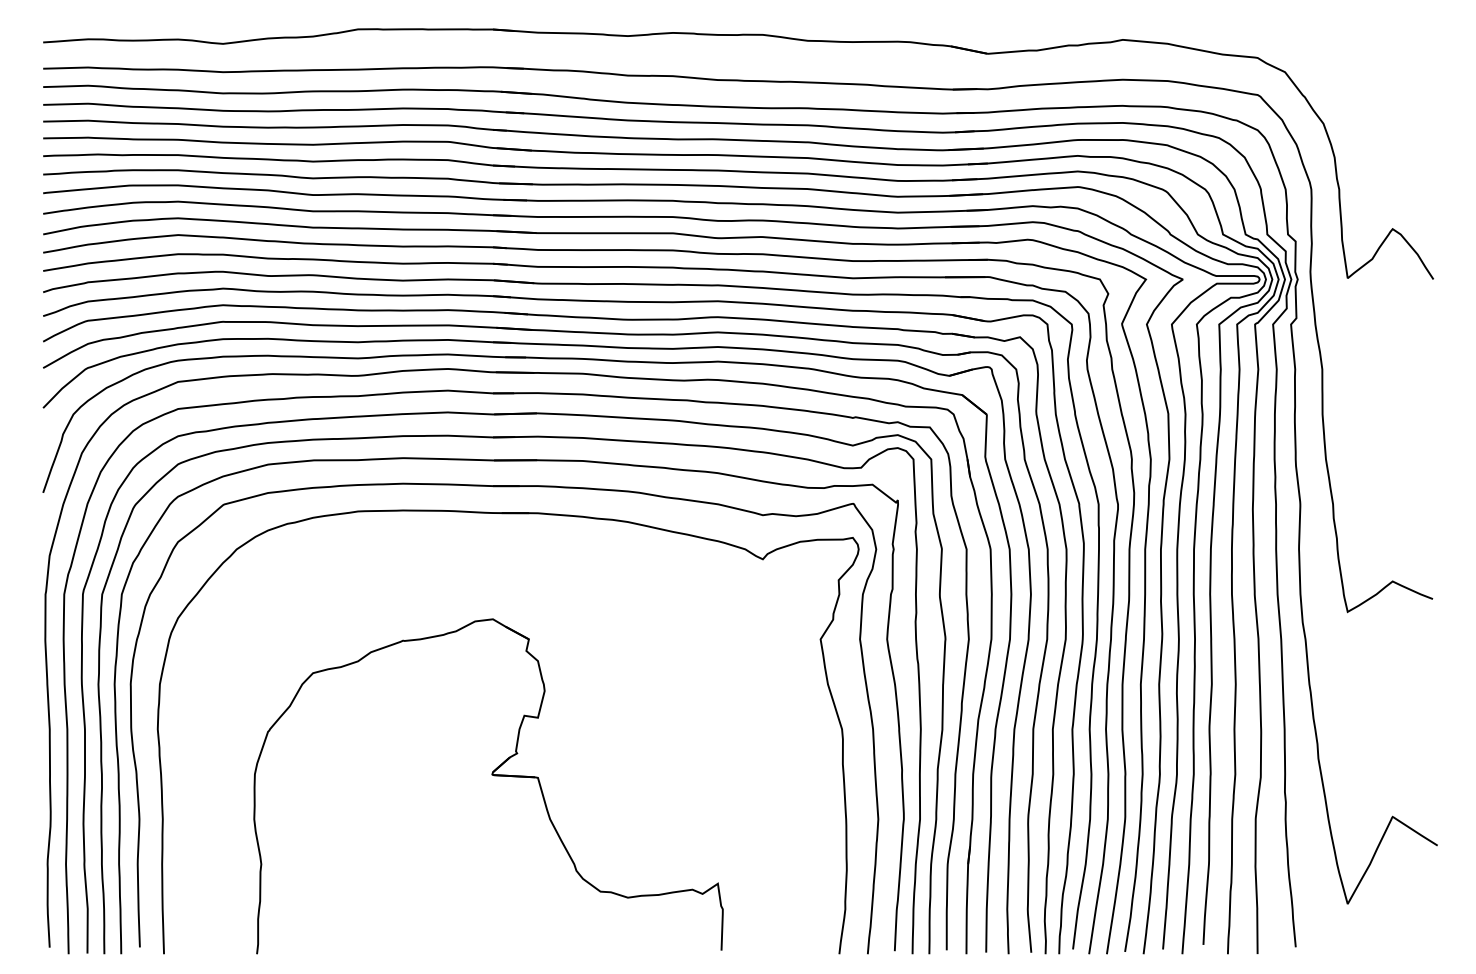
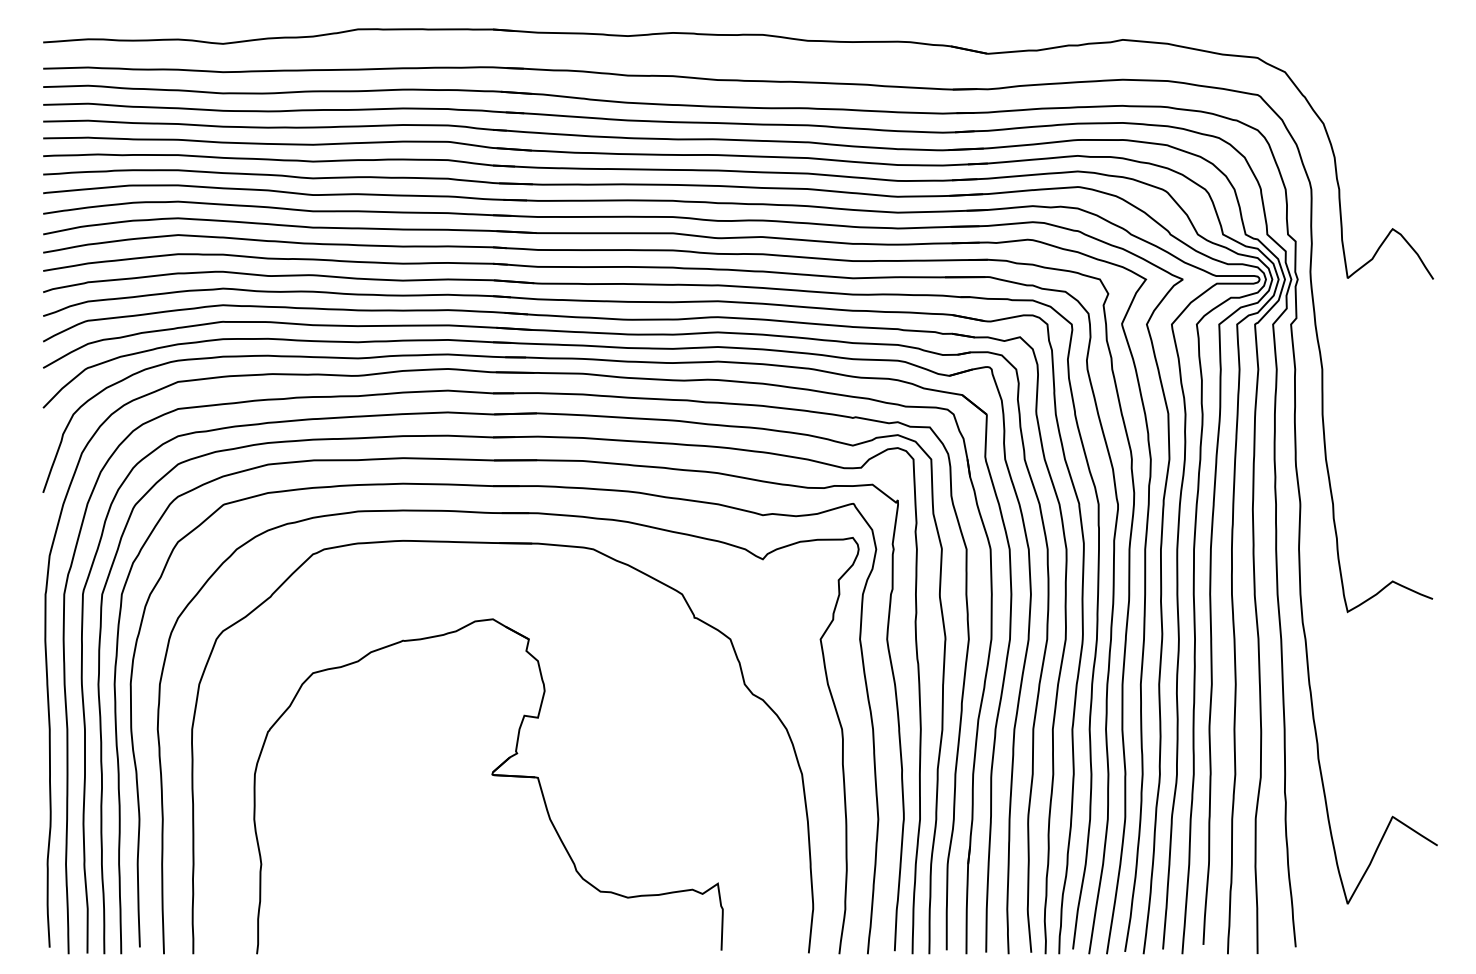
part: none -> present (502, 544)
